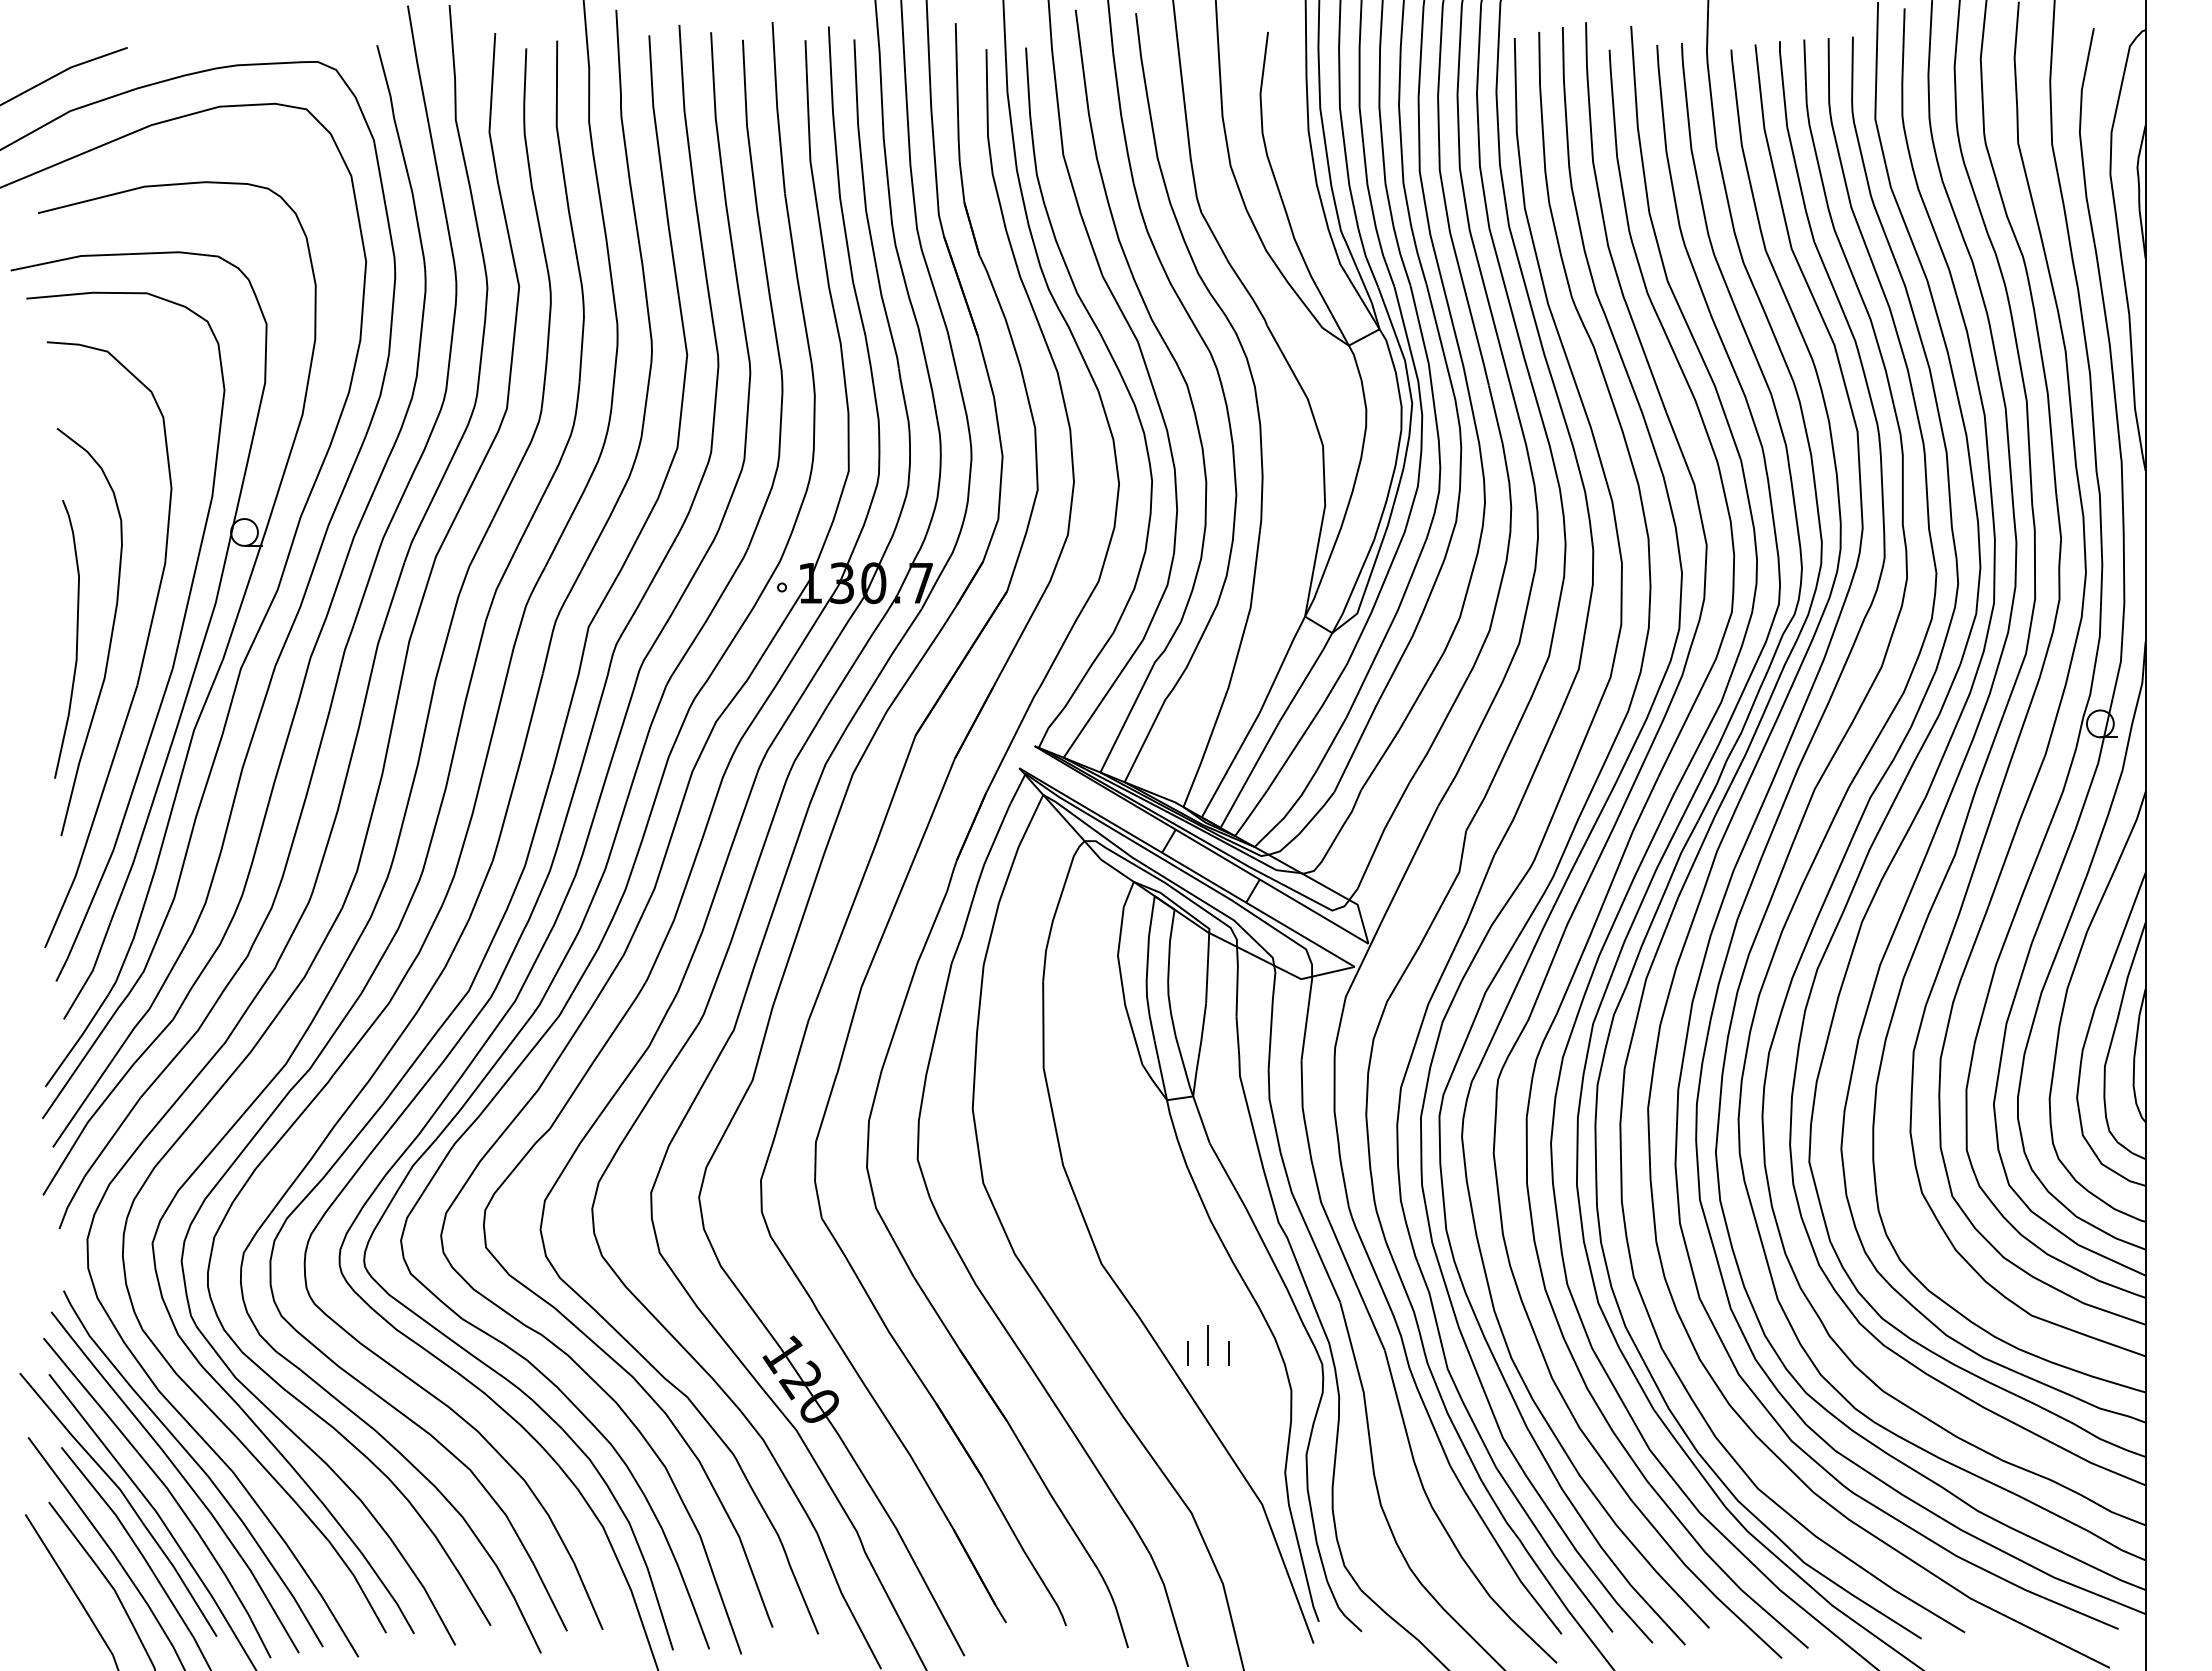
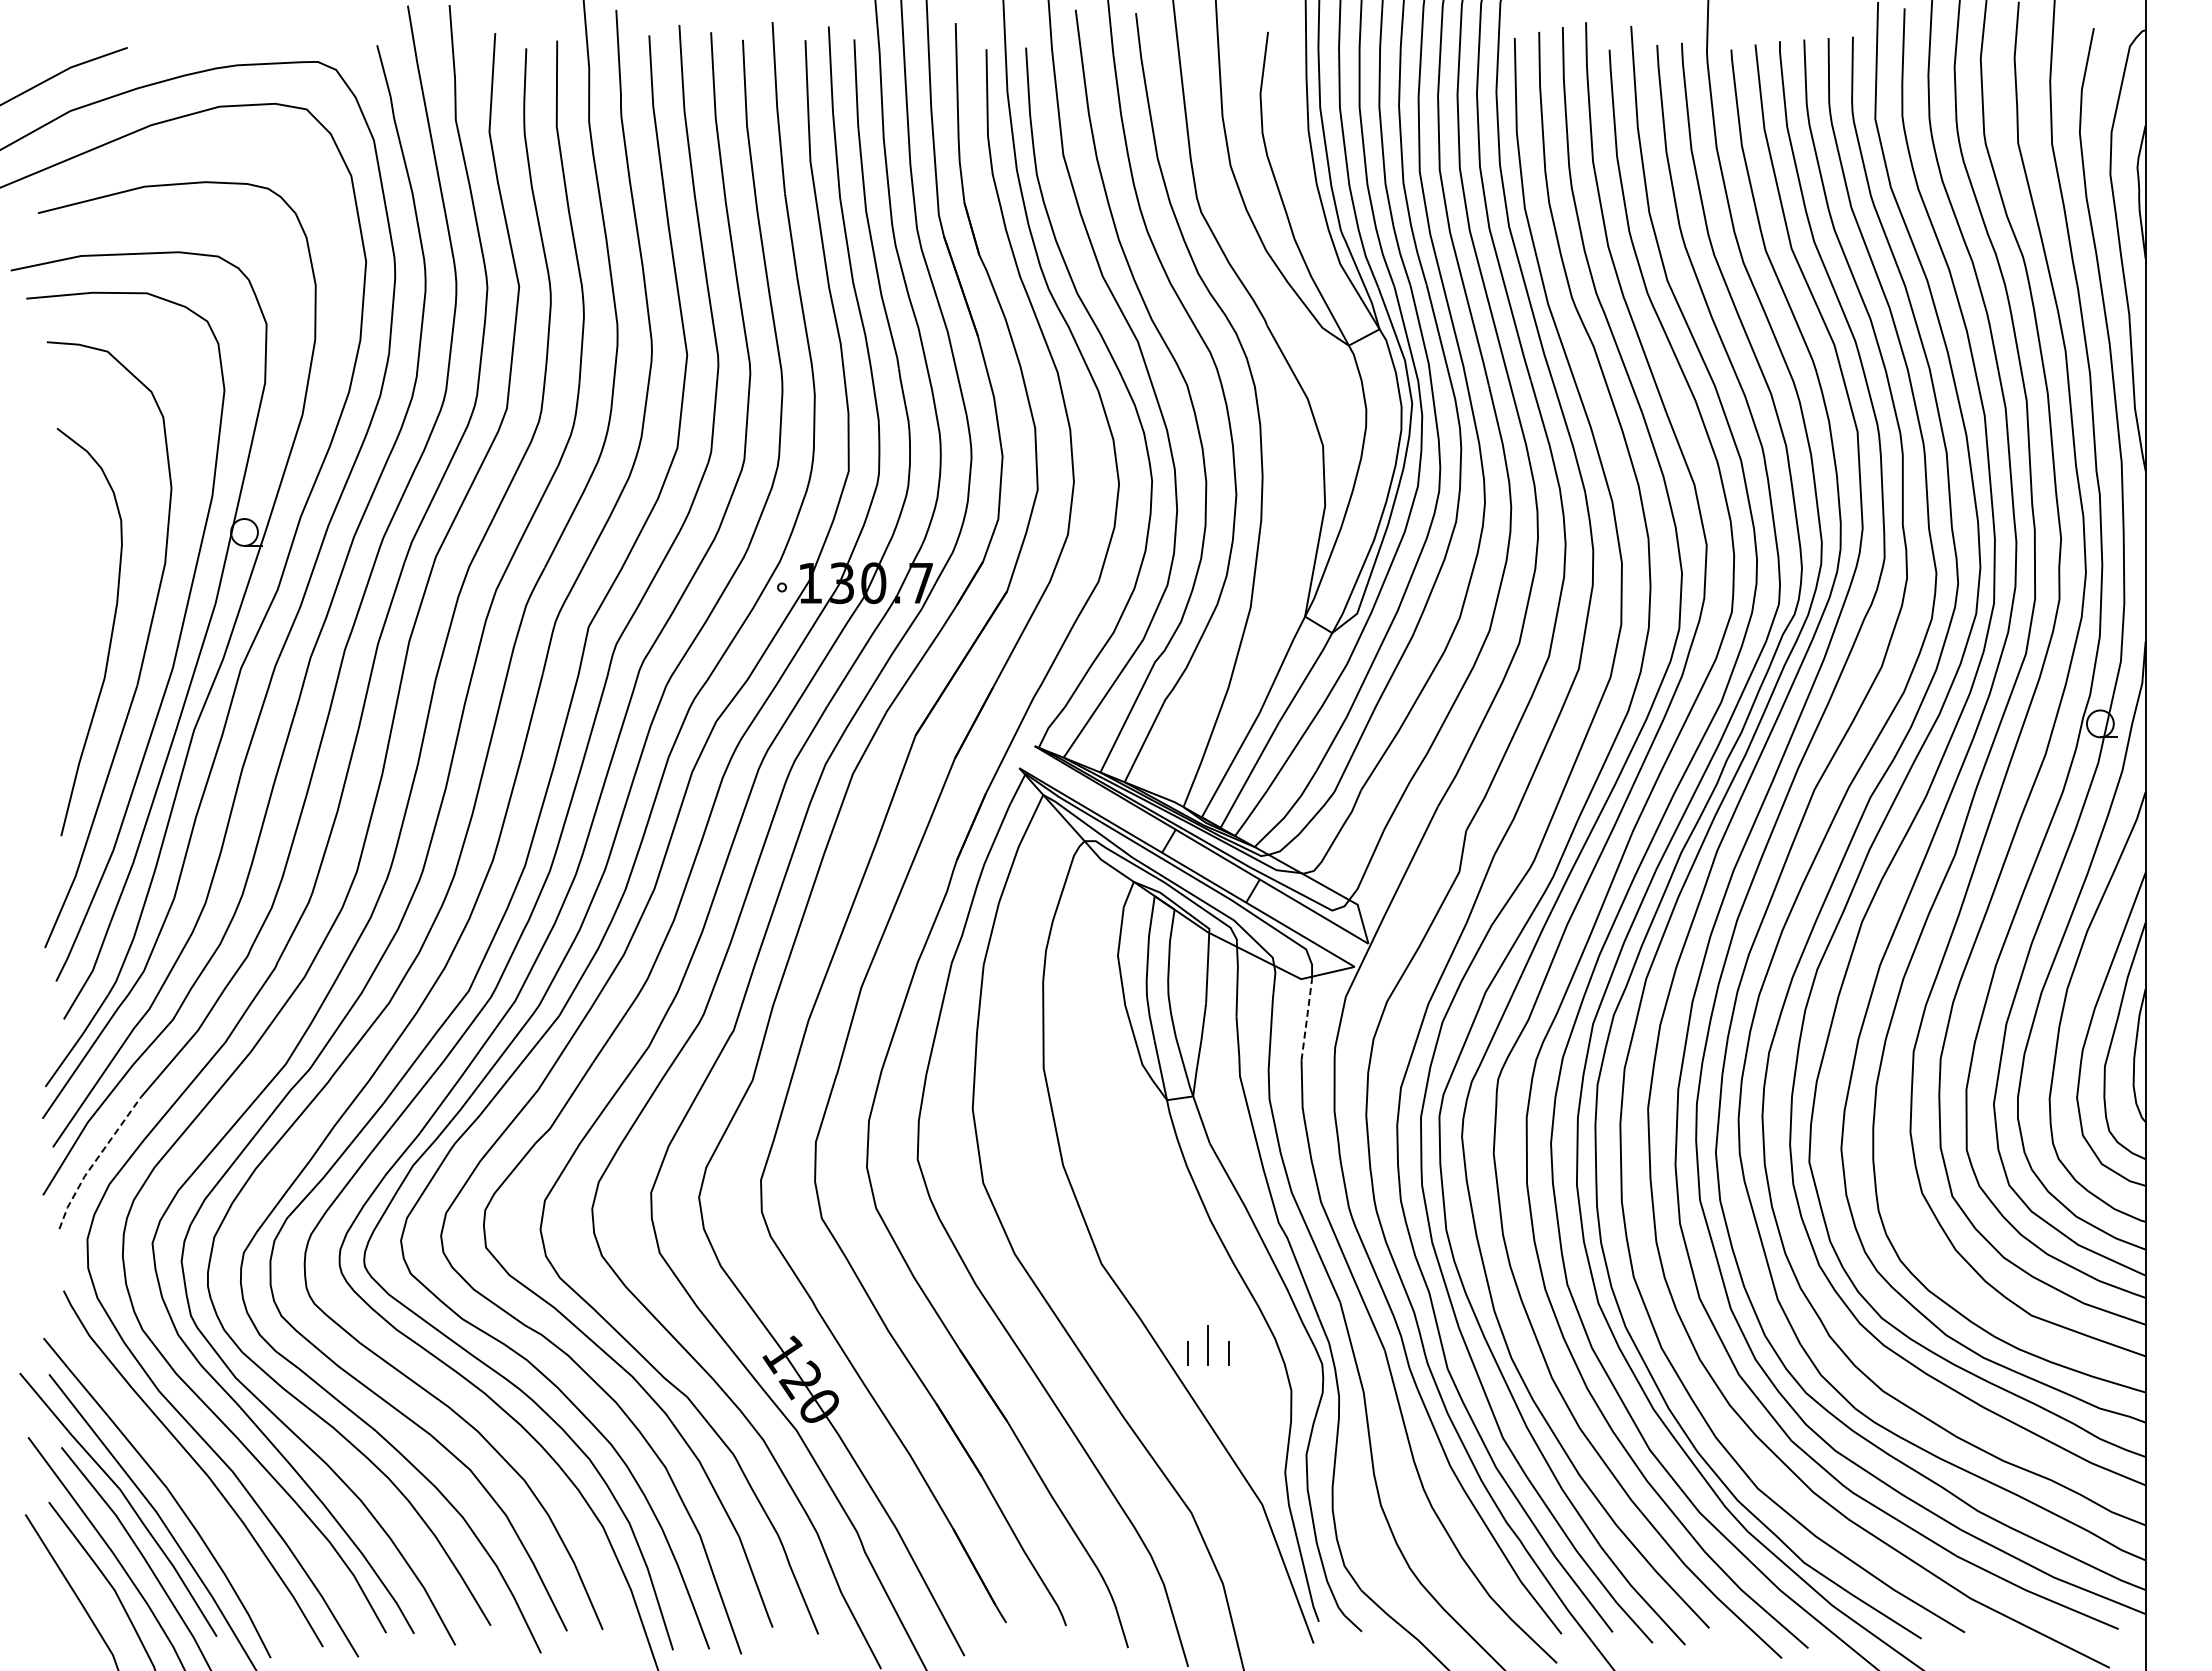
curve: present -> none (76, 639)
line: solid -> dashed (1307, 1017)
line: solid -> dashed (94, 1162)
curve: present -> none (180, 1475)
